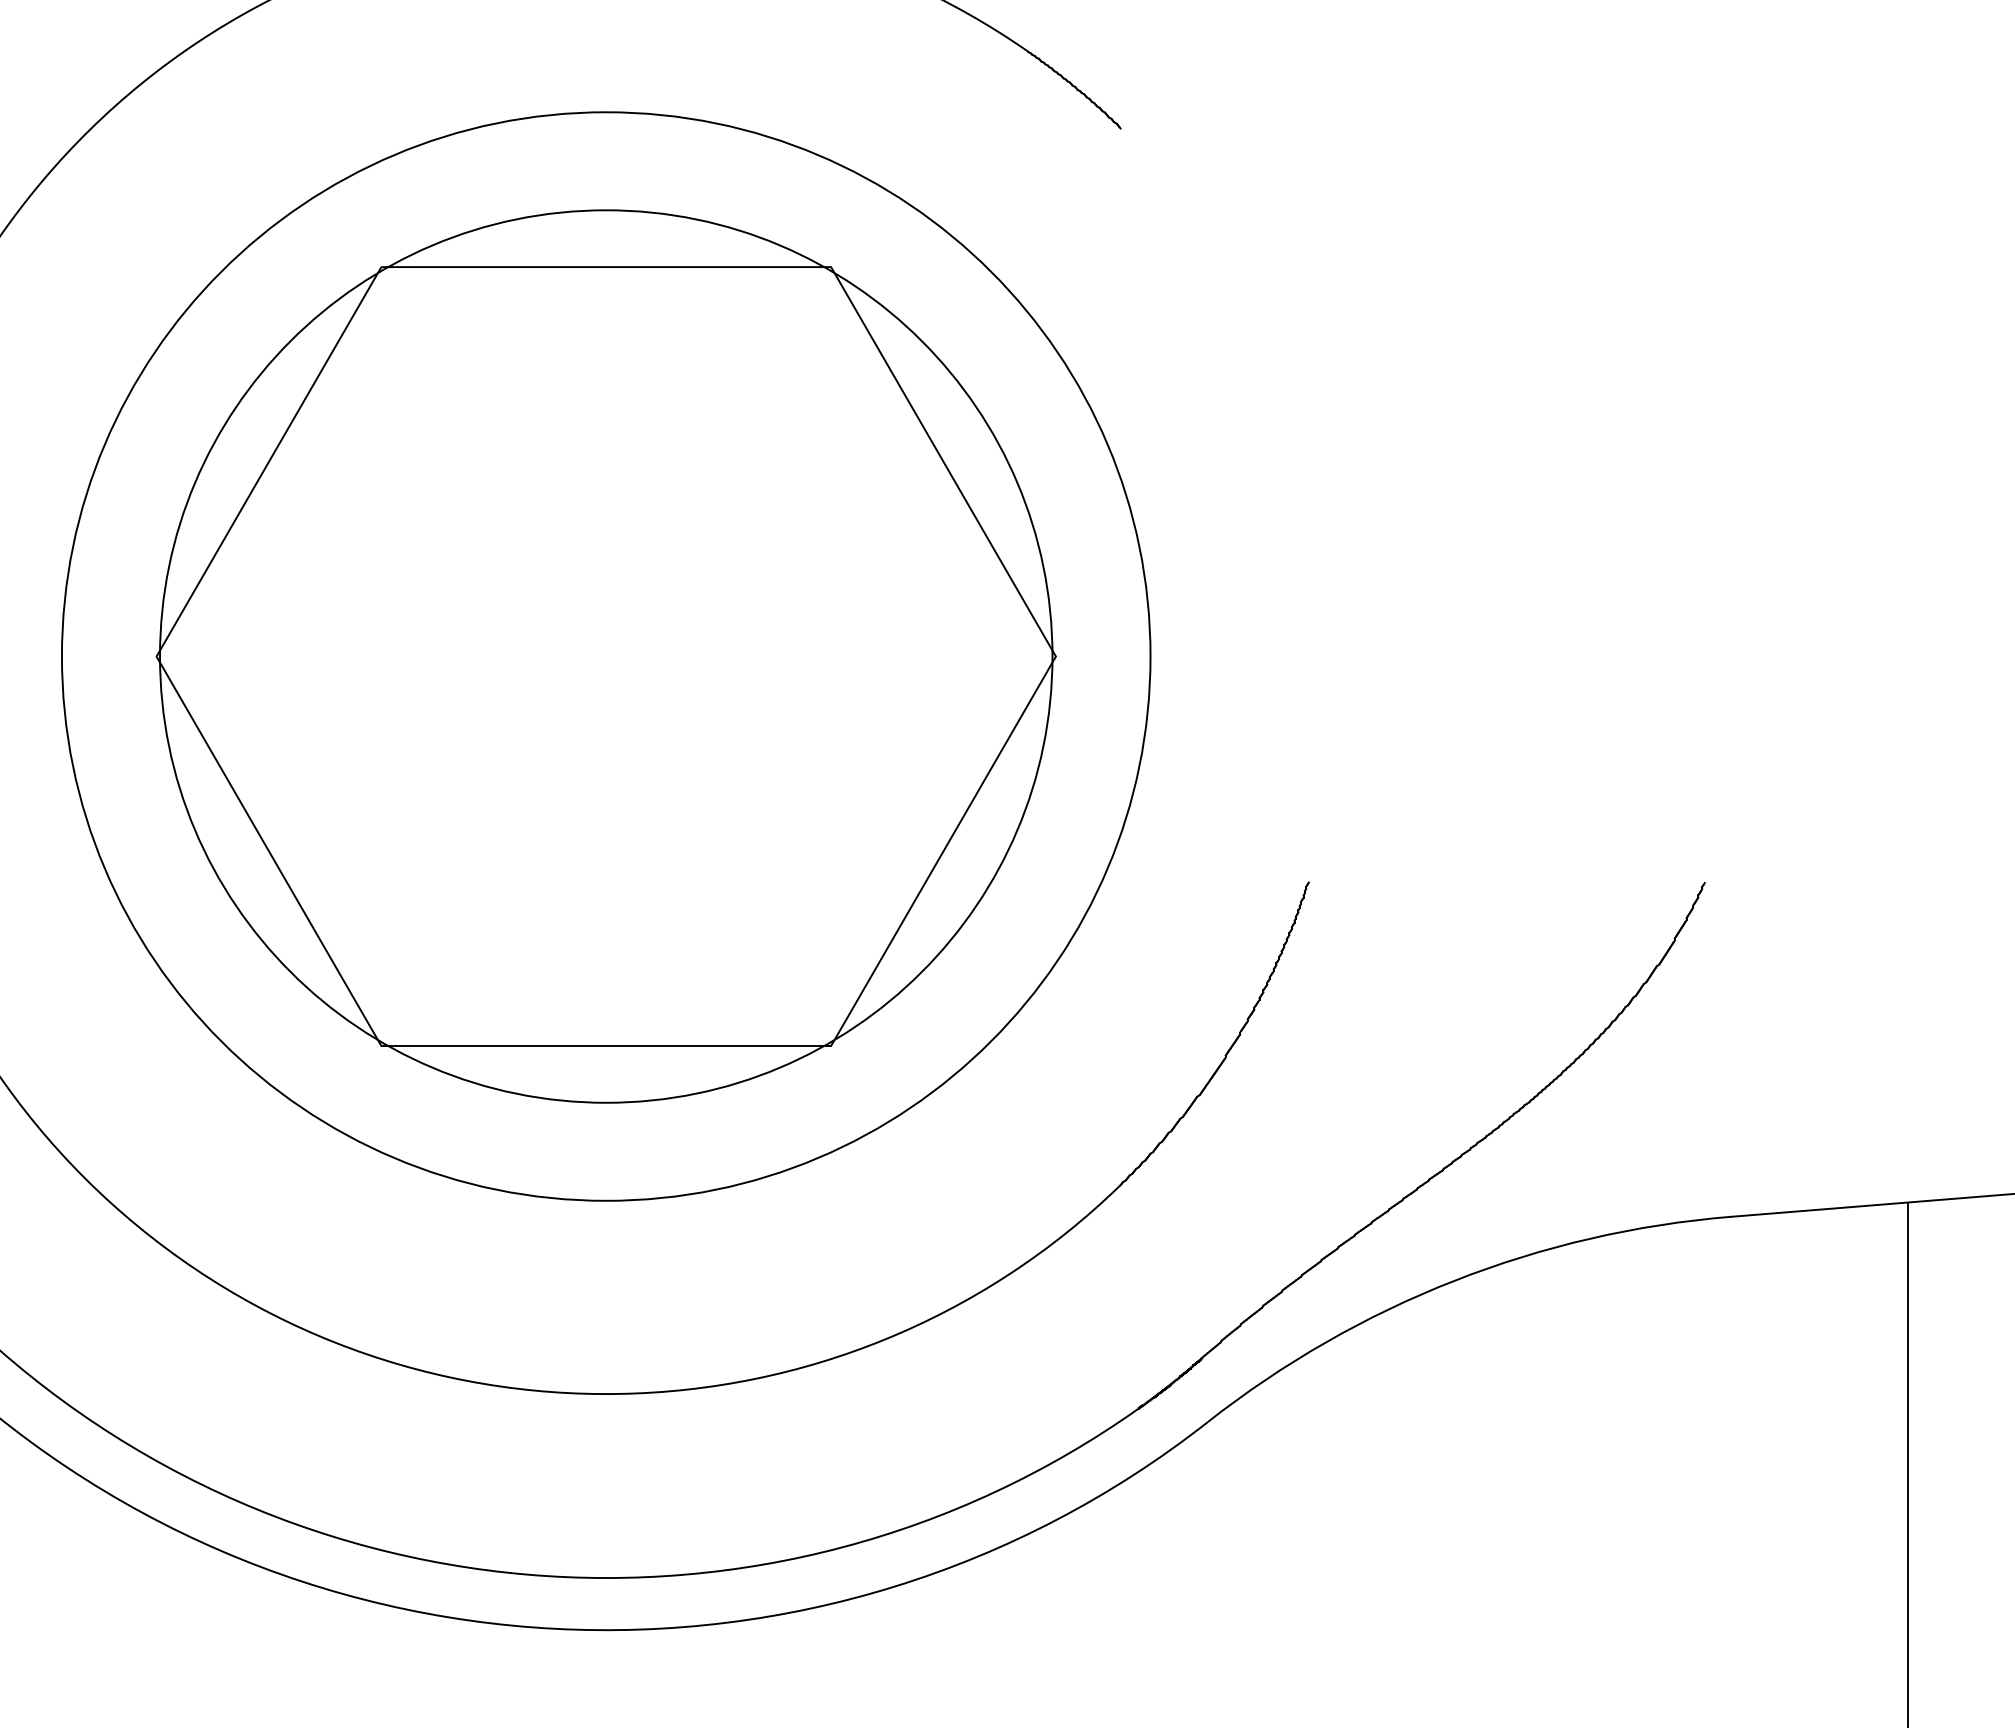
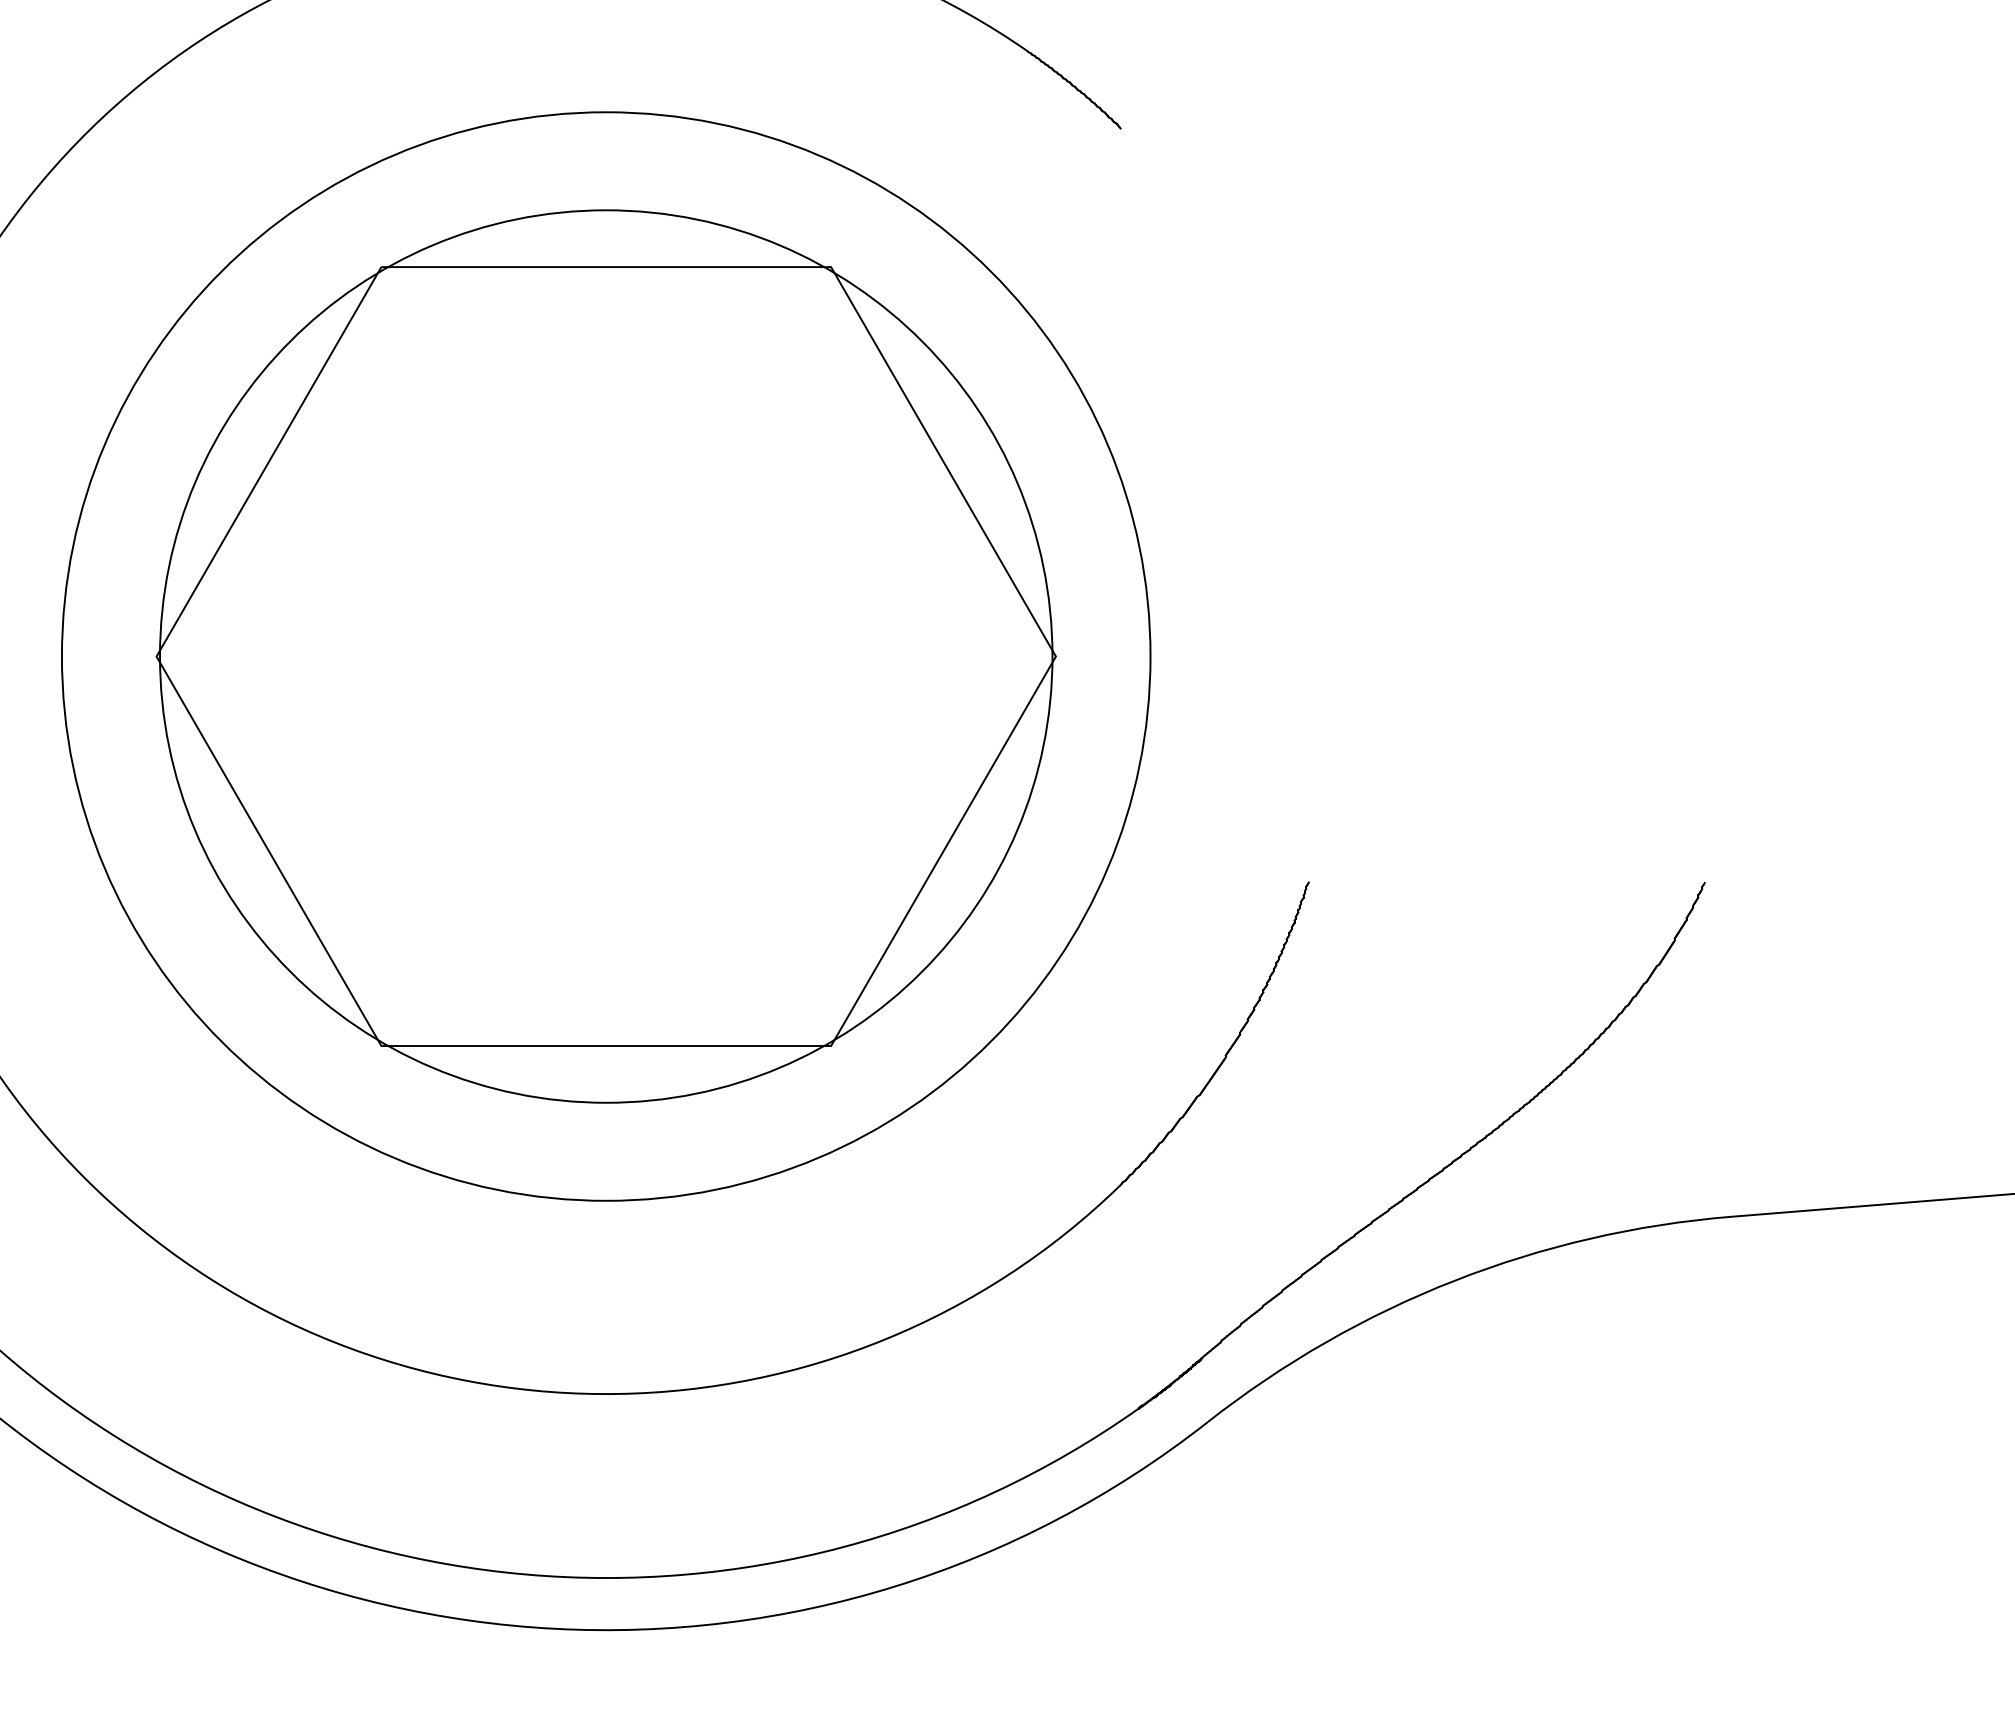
line: present -> none (1907, 1463)
